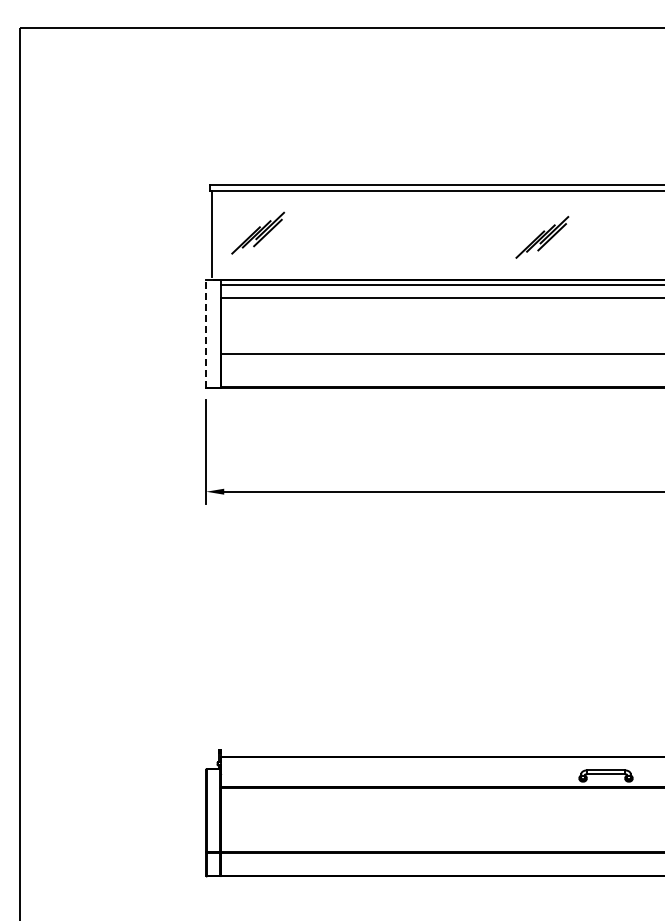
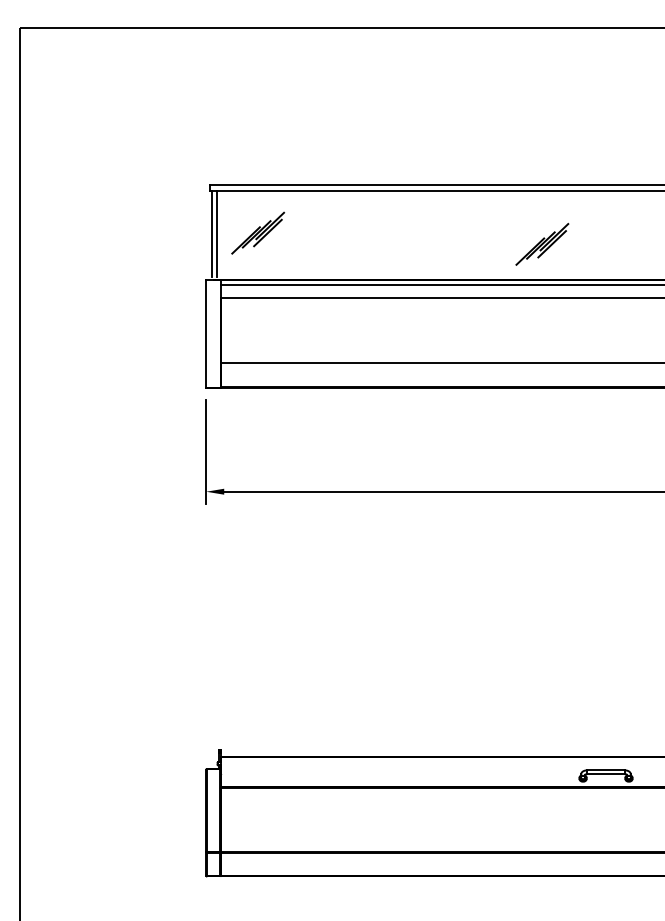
line: none -> present (217, 233)
part position: (542, 237) -> (542, 244) (542, 244)
line: dashed -> solid (206, 334)
line position: (440, 354) -> (440, 363) (440, 363)
